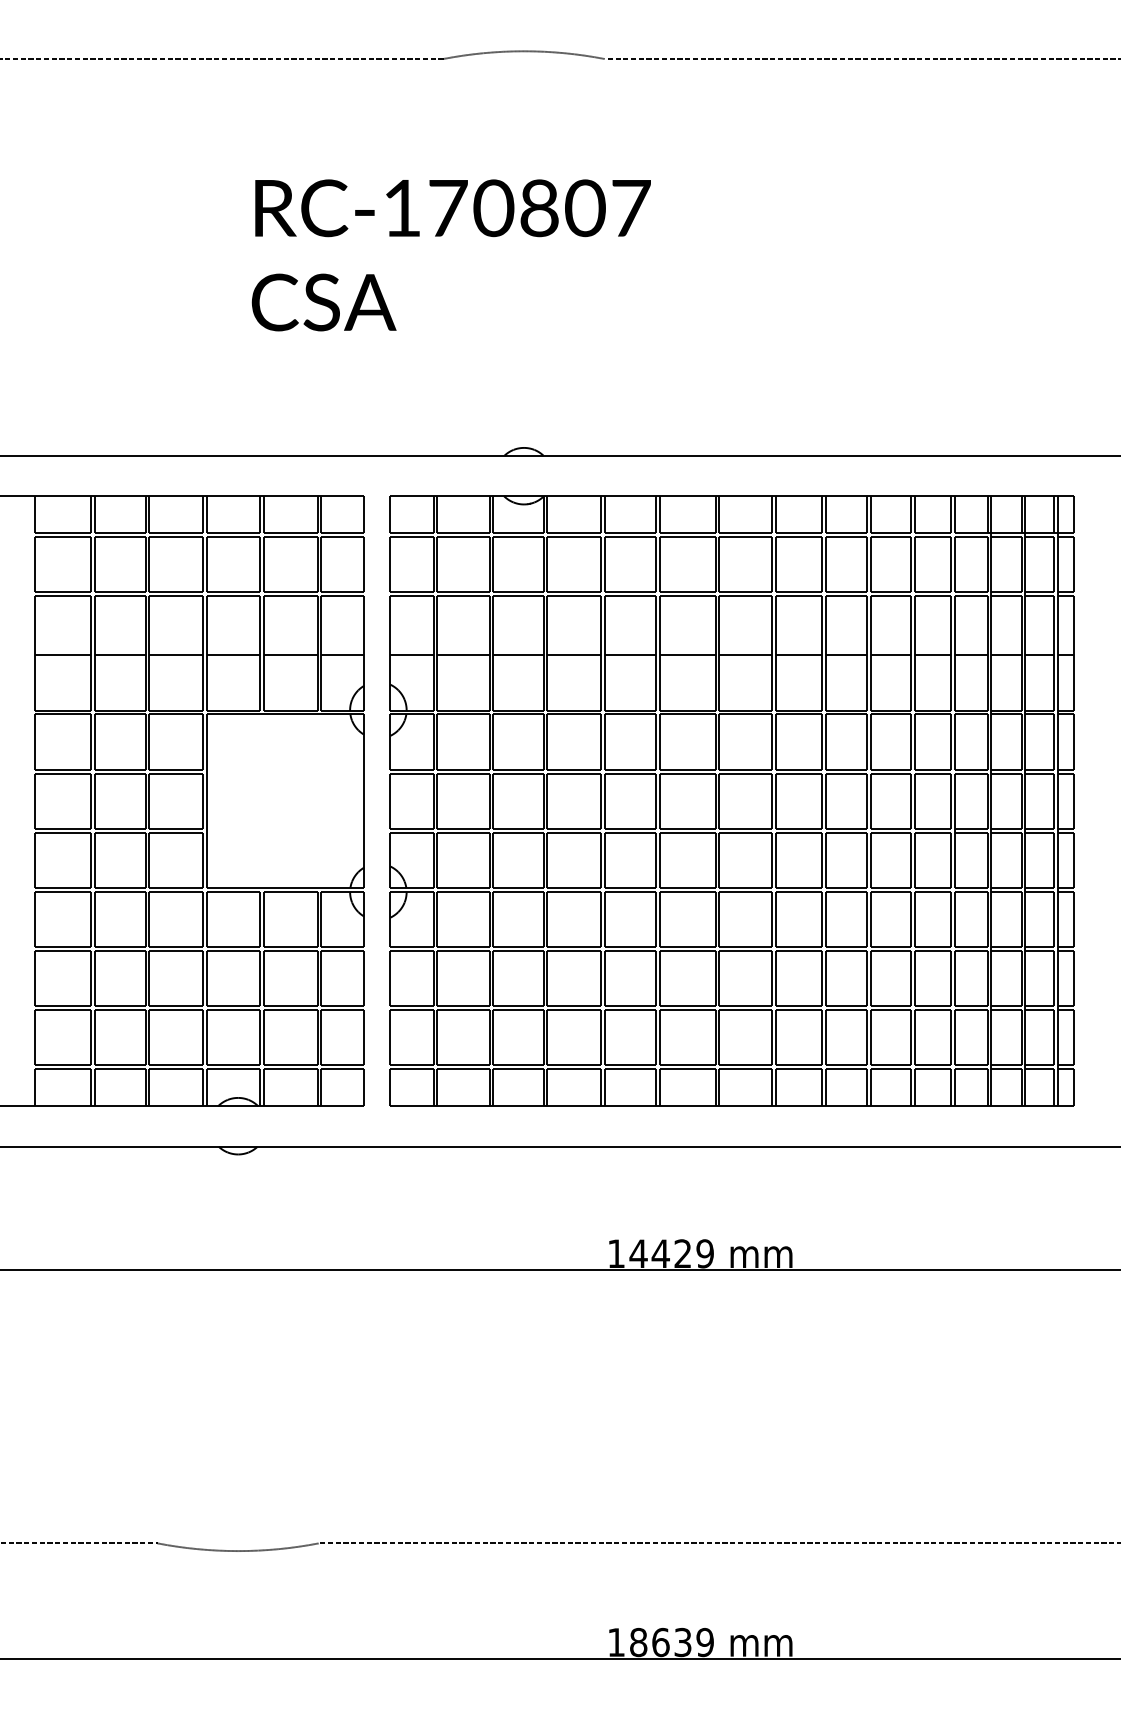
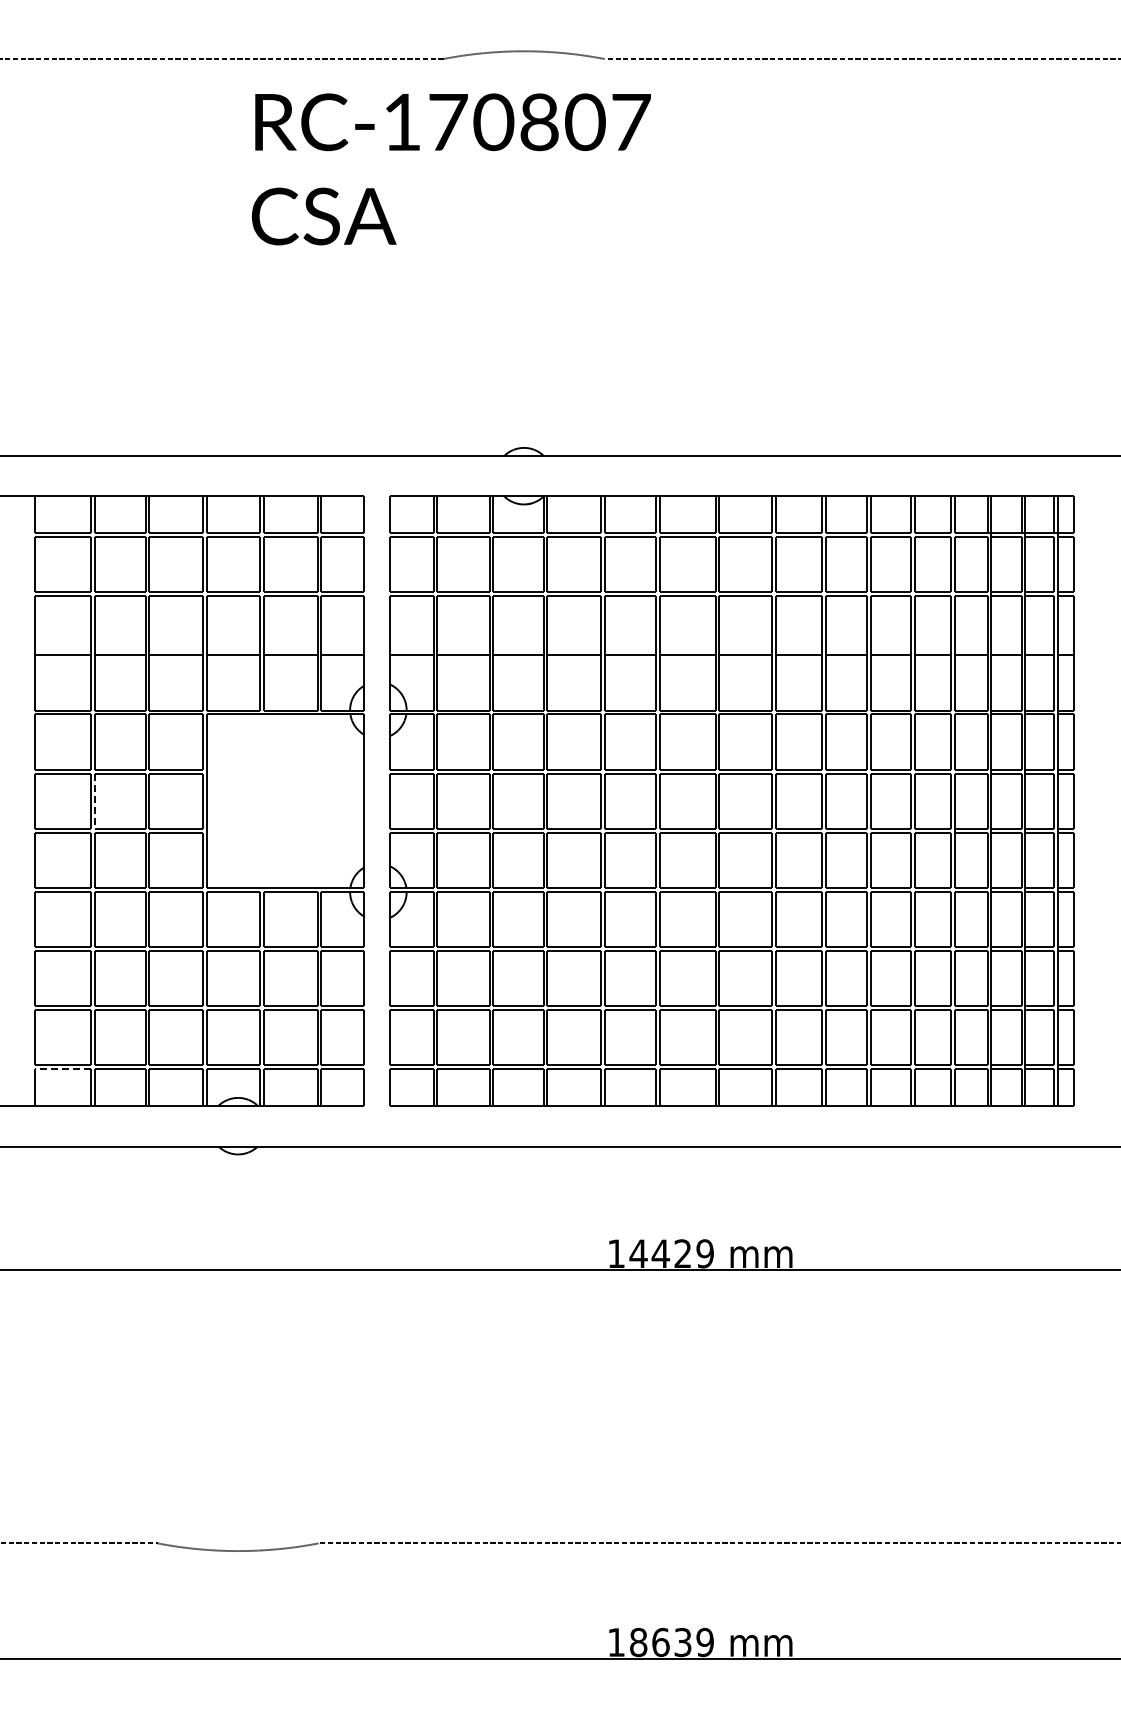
text position: (450, 255) -> (450, 169) (450, 169)
line: solid -> dashed (95, 801)
line: solid -> dashed (62, 1069)
